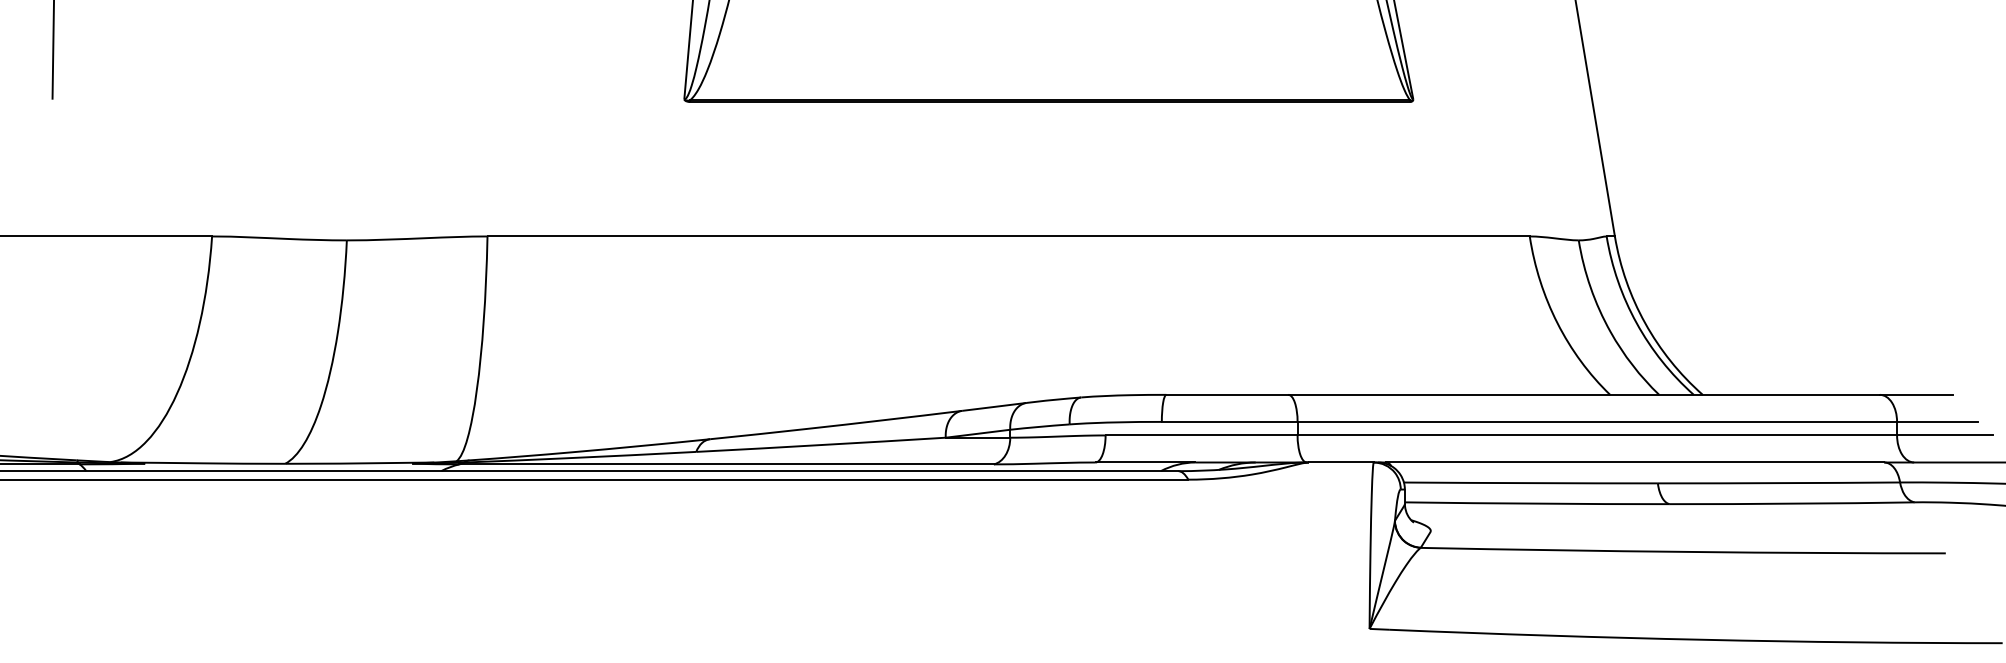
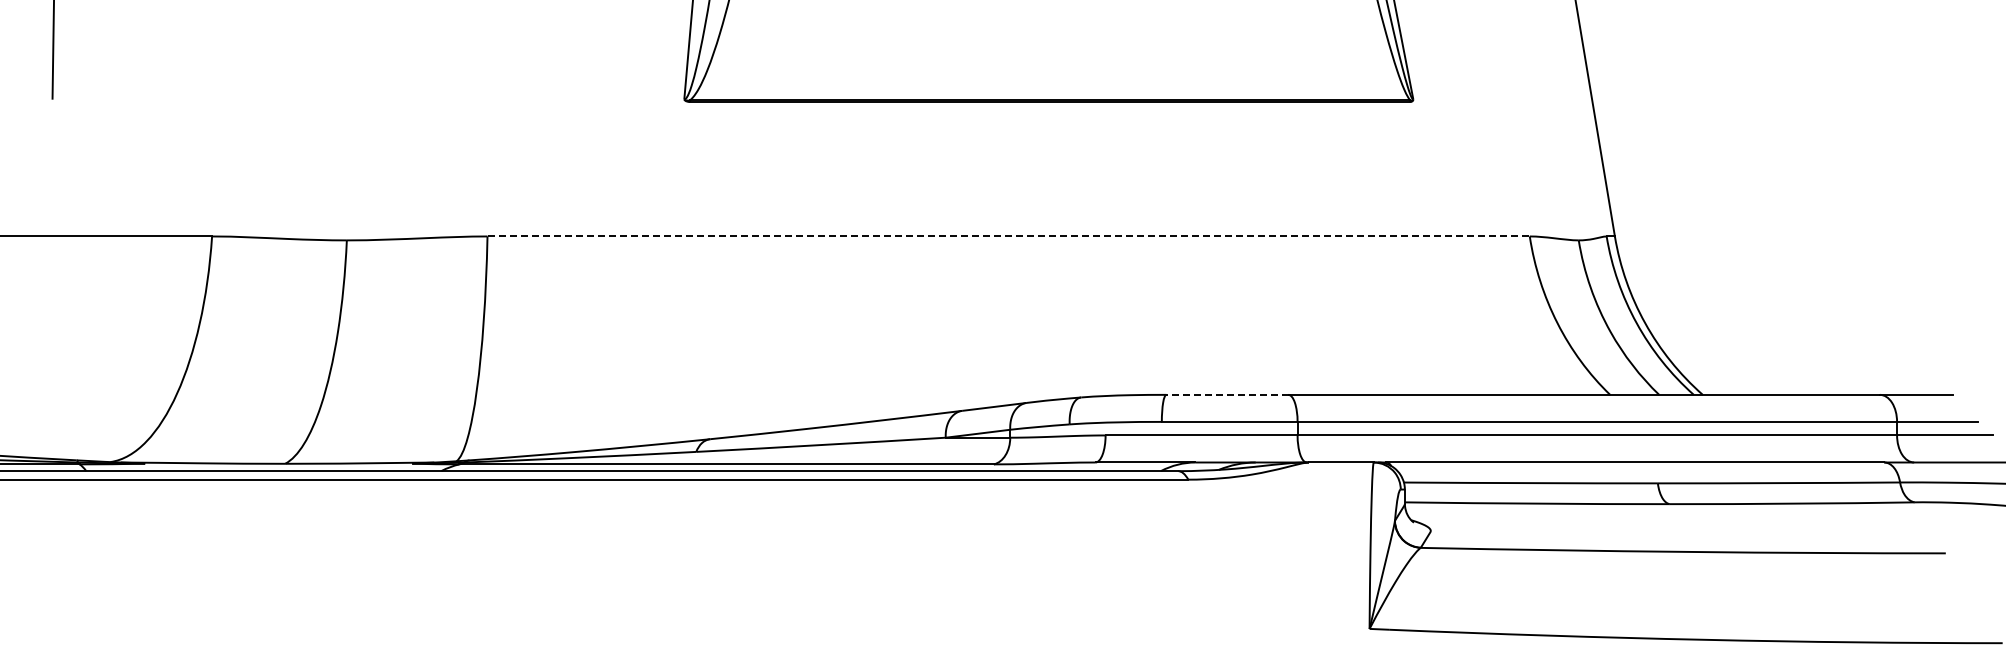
line: solid -> dashed (1009, 236)
line: solid -> dashed (1226, 394)
